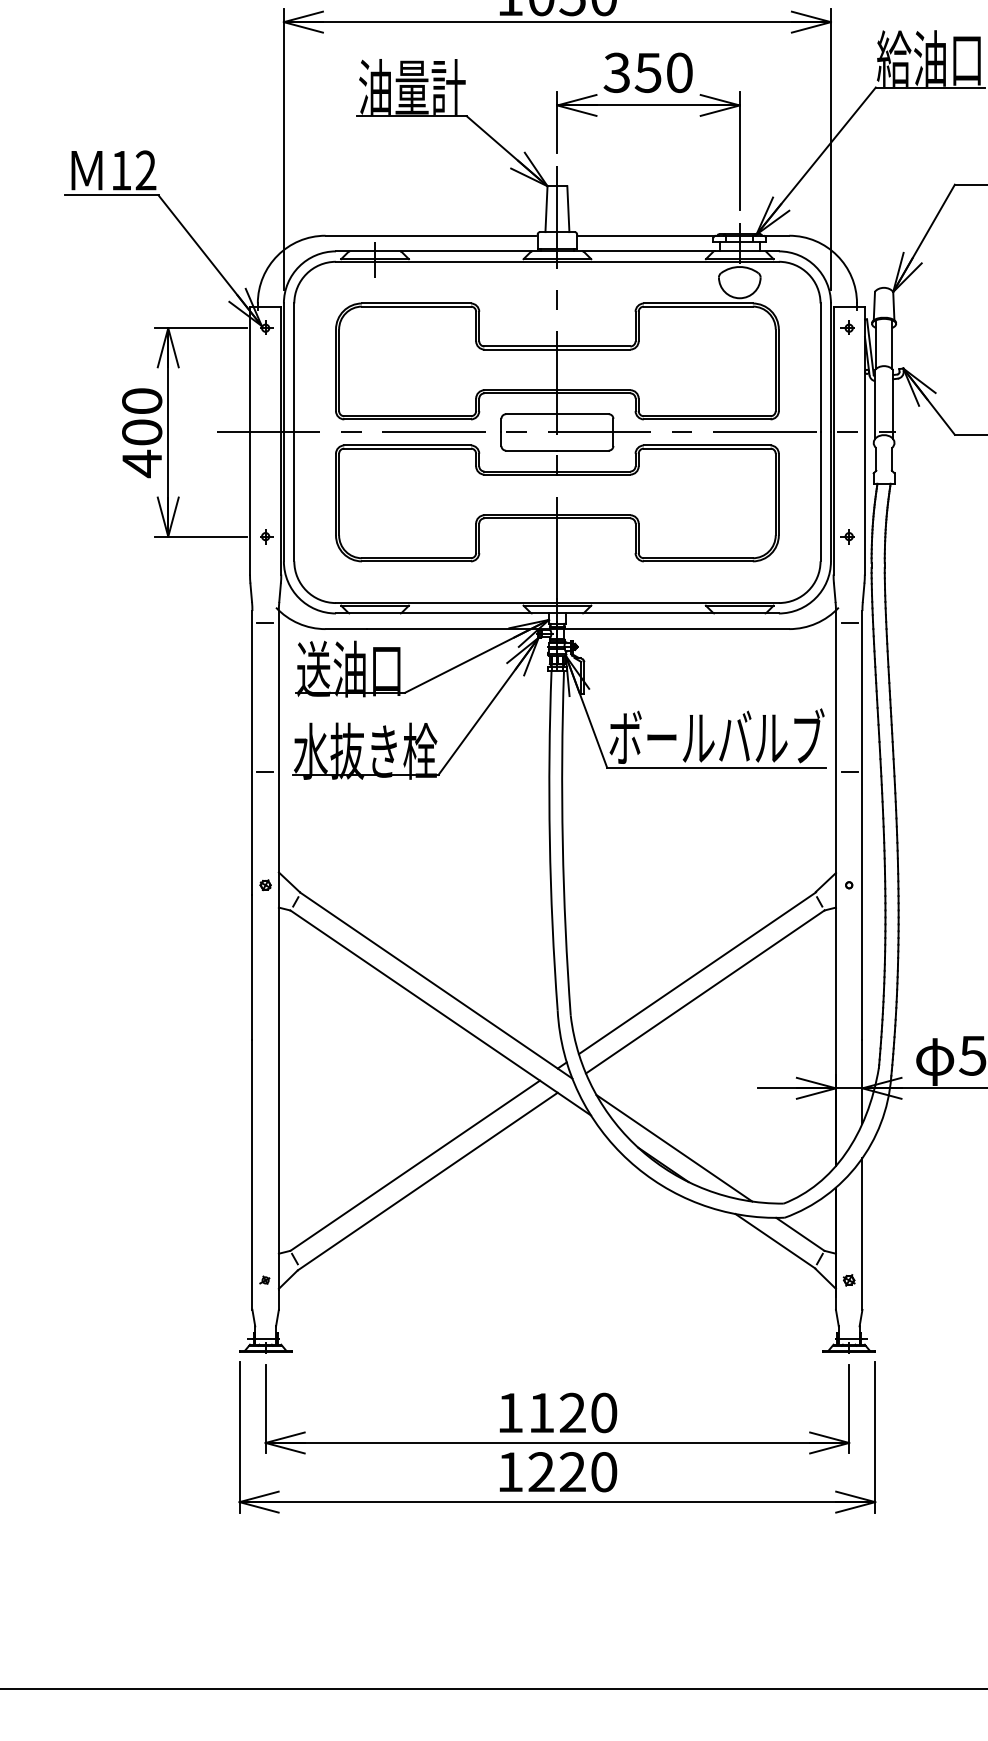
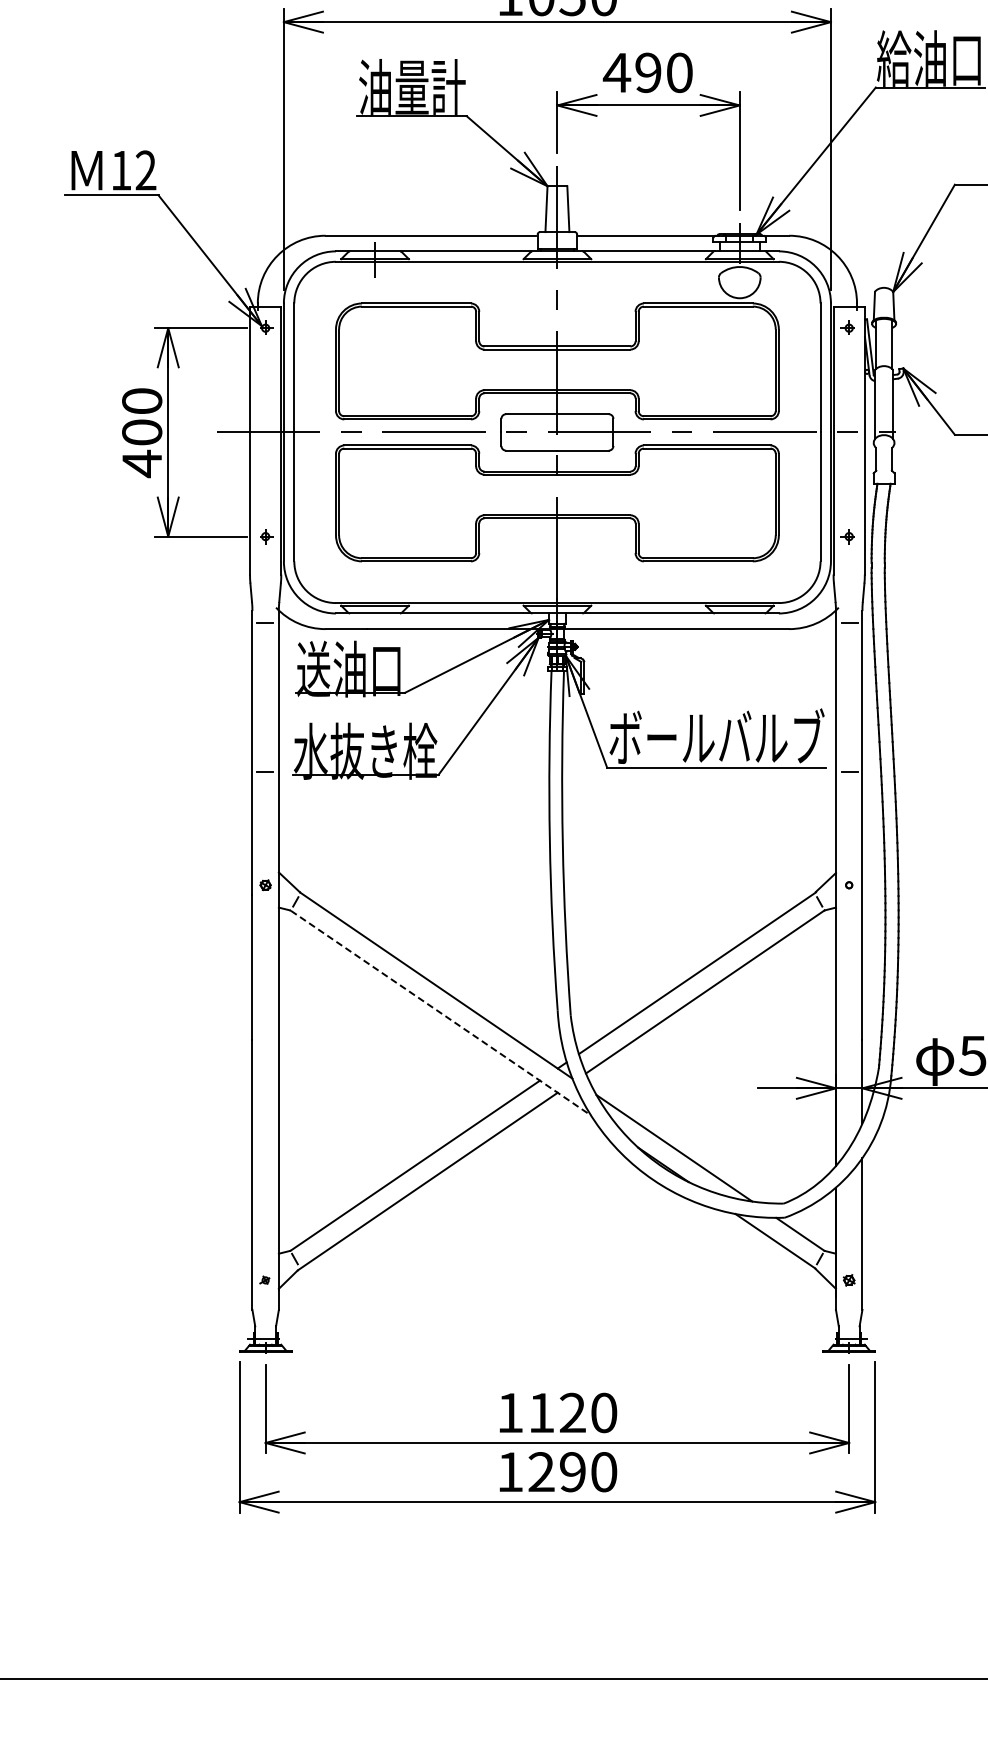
text: 350 -> 490 (631, 72)
line: solid -> dashed (441, 1013)
text: 1220 -> 1290 (572, 1472)
line position: (493, 1688) -> (493, 1678) (493, 1678)
